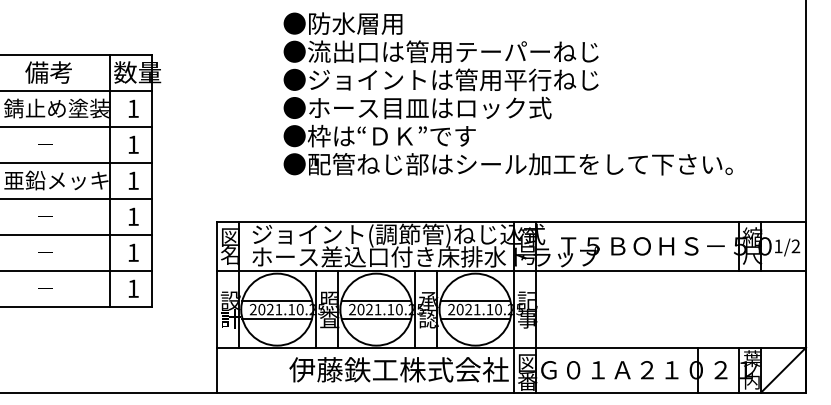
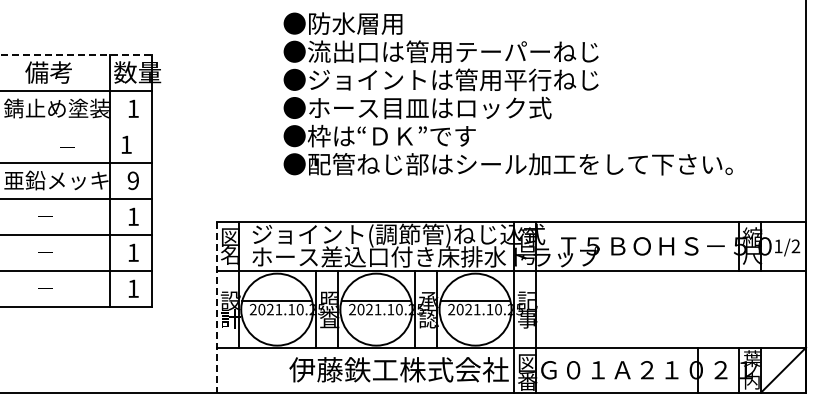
line: solid -> dashed (76, 54)
line: present -> none (77, 126)
text position: (45, 144) -> (67, 147) (67, 147)
text position: (133, 144) -> (126, 144) (126, 144)
text: 1 -> 9 (132, 180)
line: solid -> dashed (216, 307)
line: present -> none (277, 318)
line: present -> none (376, 318)
line: present -> none (475, 318)
